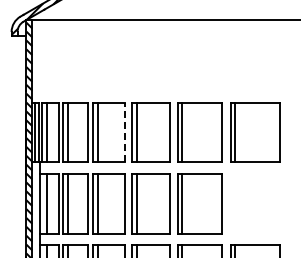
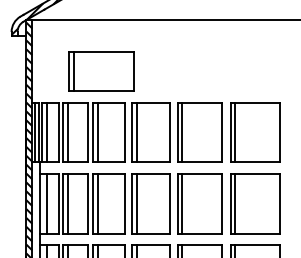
part: none -> present (101, 71)
line: dashed -> solid (124, 132)
part: none -> present (255, 203)
